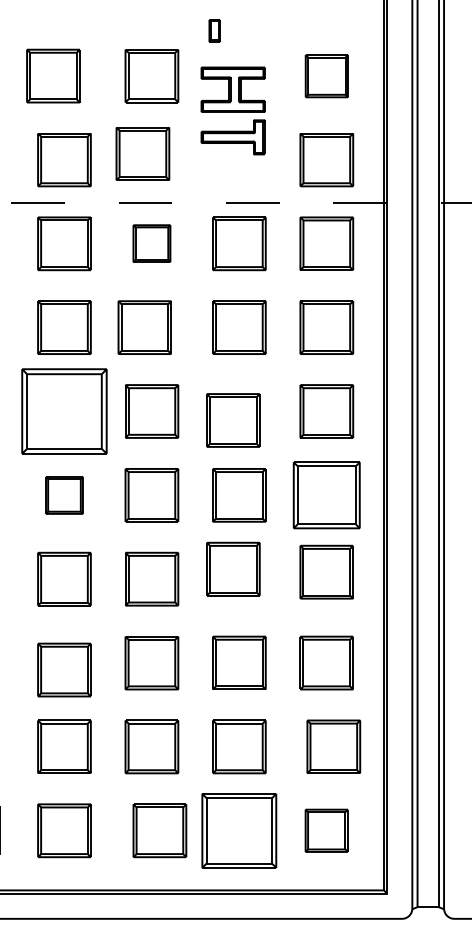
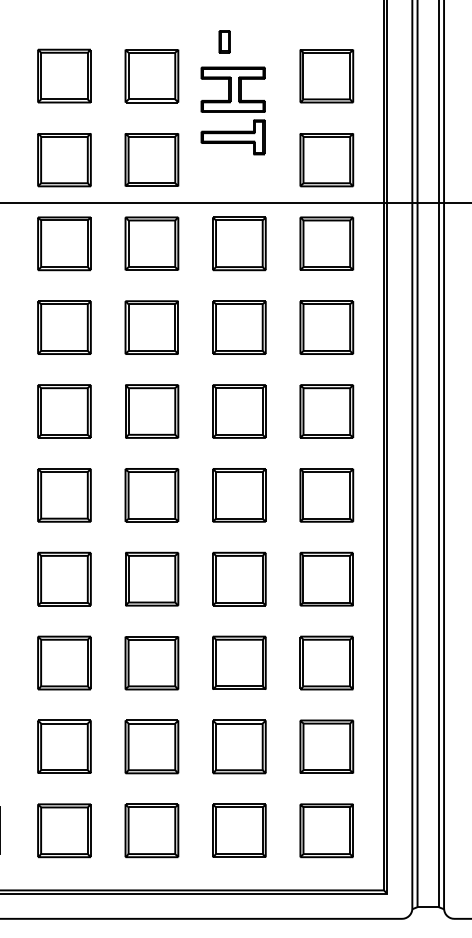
part position: (214, 30) -> (224, 41) (224, 41)
part position: (53, 75) -> (64, 75) (64, 75)
part size: 45x45 px -> 56x55 px (326, 76)
part position: (142, 153) -> (151, 159) (151, 159)
line: dashed -> solid (235, 203)
part size: 40x39 px -> 56x55 px (151, 243)
part position: (144, 327) -> (151, 327) (151, 327)
part size: 87x87 px -> 55x55 px (64, 411)
part position: (233, 420) -> (239, 411) (239, 411)
part size: 39x39 px -> 55x55 px (64, 495)
part size: 69x69 px -> 56x55 px (326, 495)
part position: (233, 568) -> (239, 578) (239, 578)
part position: (326, 571) -> (326, 578) (326, 578)
part position: (64, 669) -> (64, 662) (64, 662)
part position: (333, 746) -> (326, 746) (326, 746)
part position: (159, 830) -> (151, 830) (151, 830)
part size: 77x76 px -> 55x55 px (239, 830)
part size: 45x45 px -> 55x56 px (326, 830)
